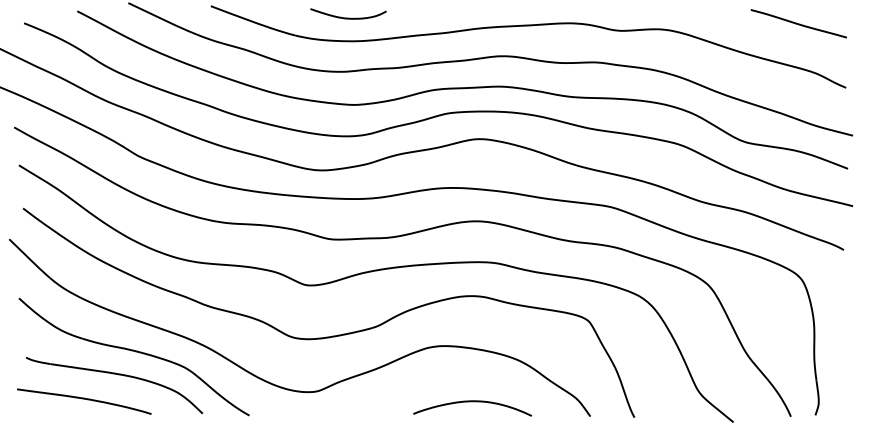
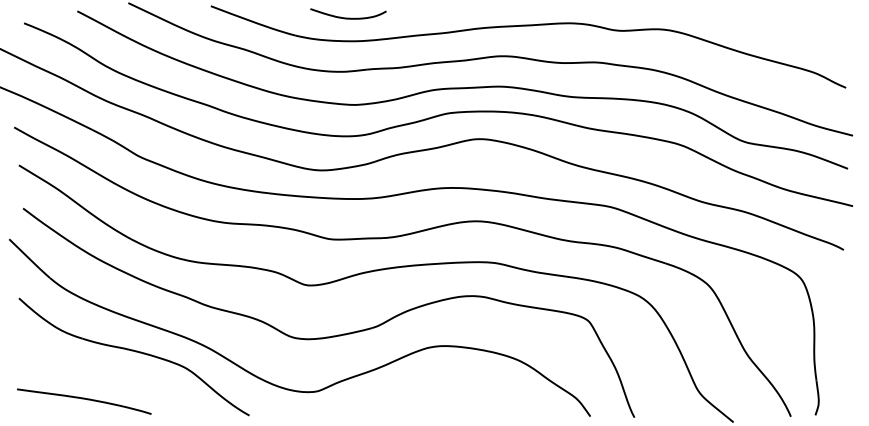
line: present -> none (798, 23)
part: present -> none (113, 374)
curve: present -> none (472, 402)
